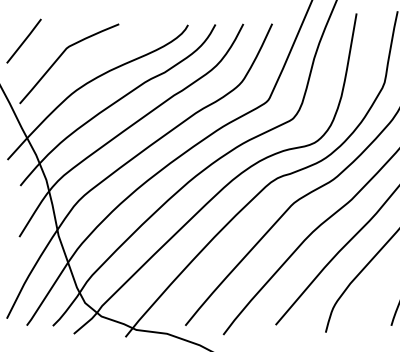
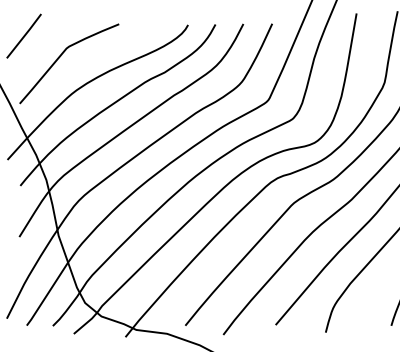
line position: (23, 40) -> (23, 35) (23, 35)
